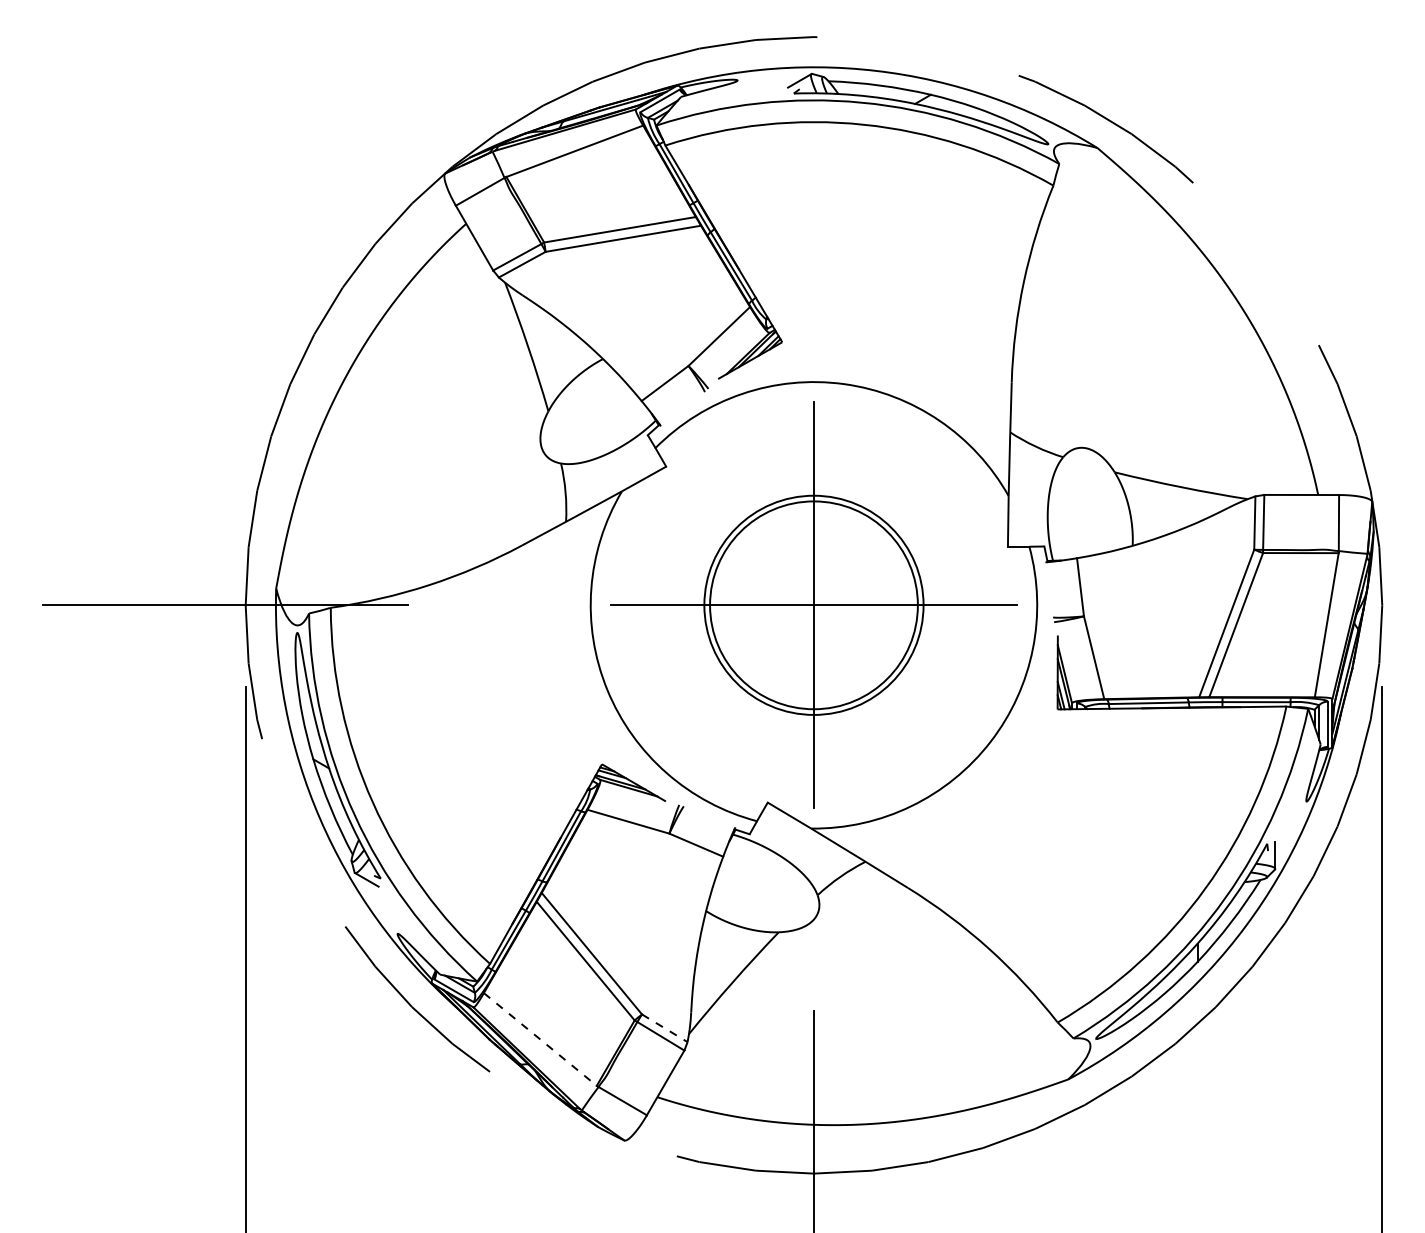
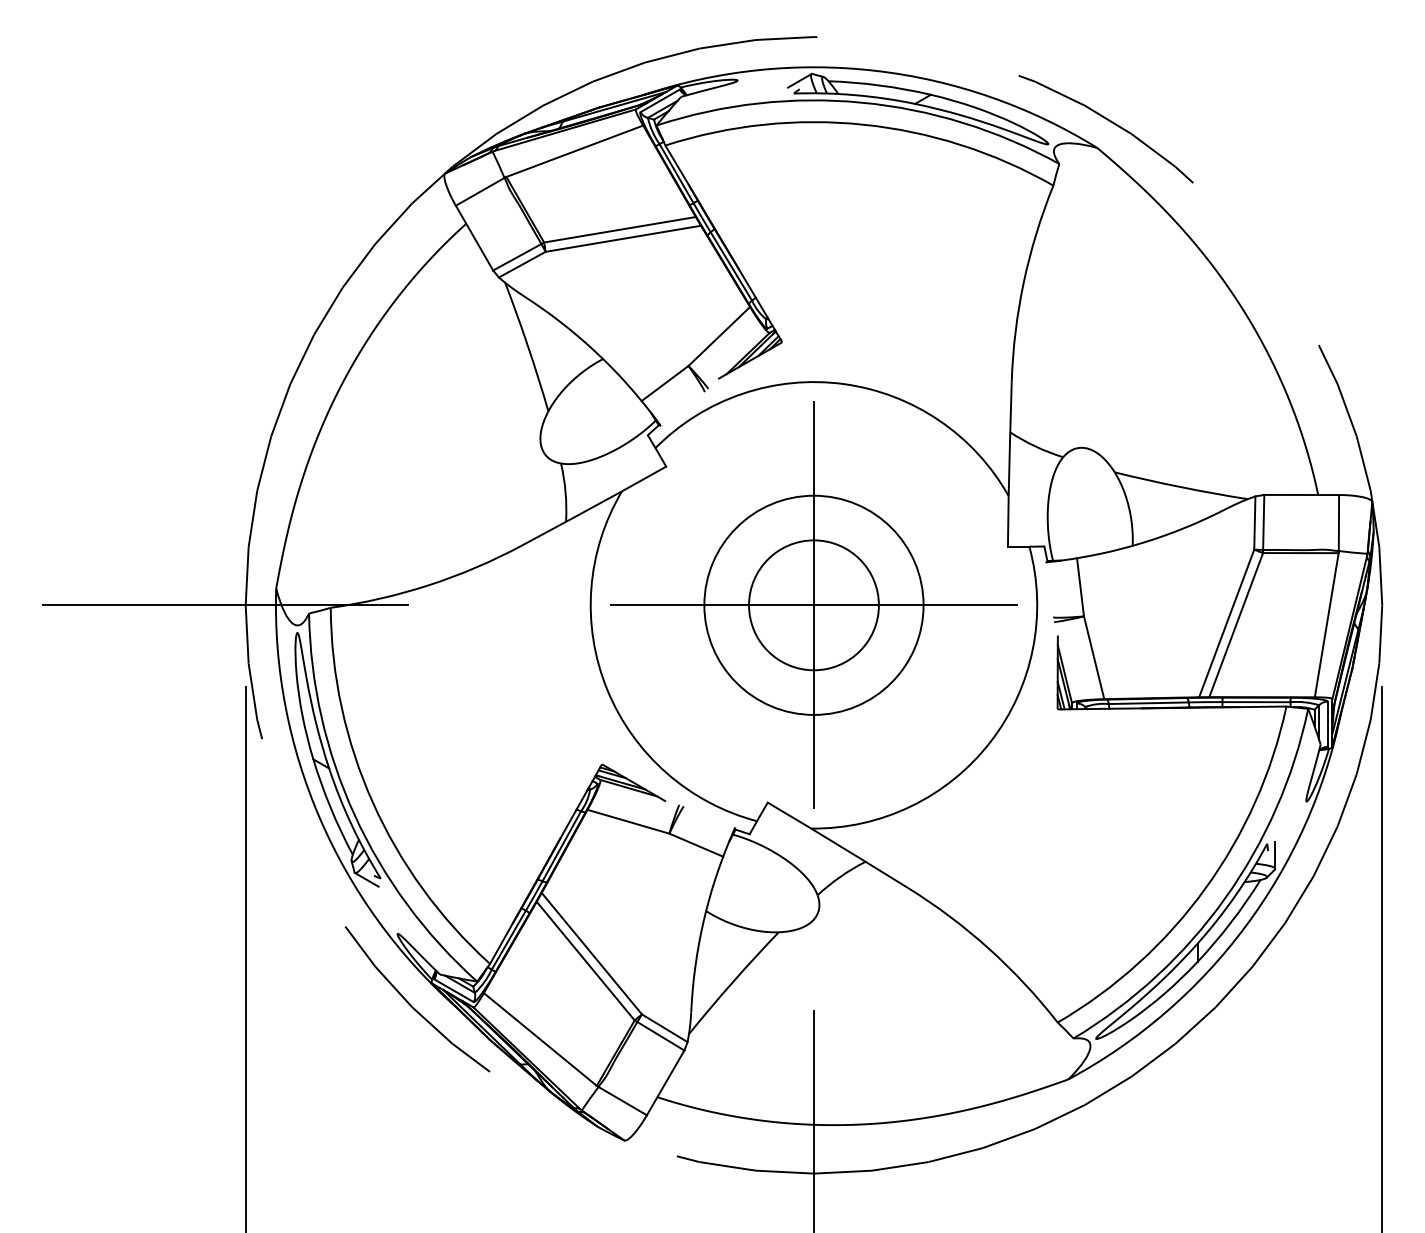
circle diameter: 208 px -> 130 px (813, 605)
line: dashed -> solid (664, 1028)
line: dashed -> solid (540, 1039)
